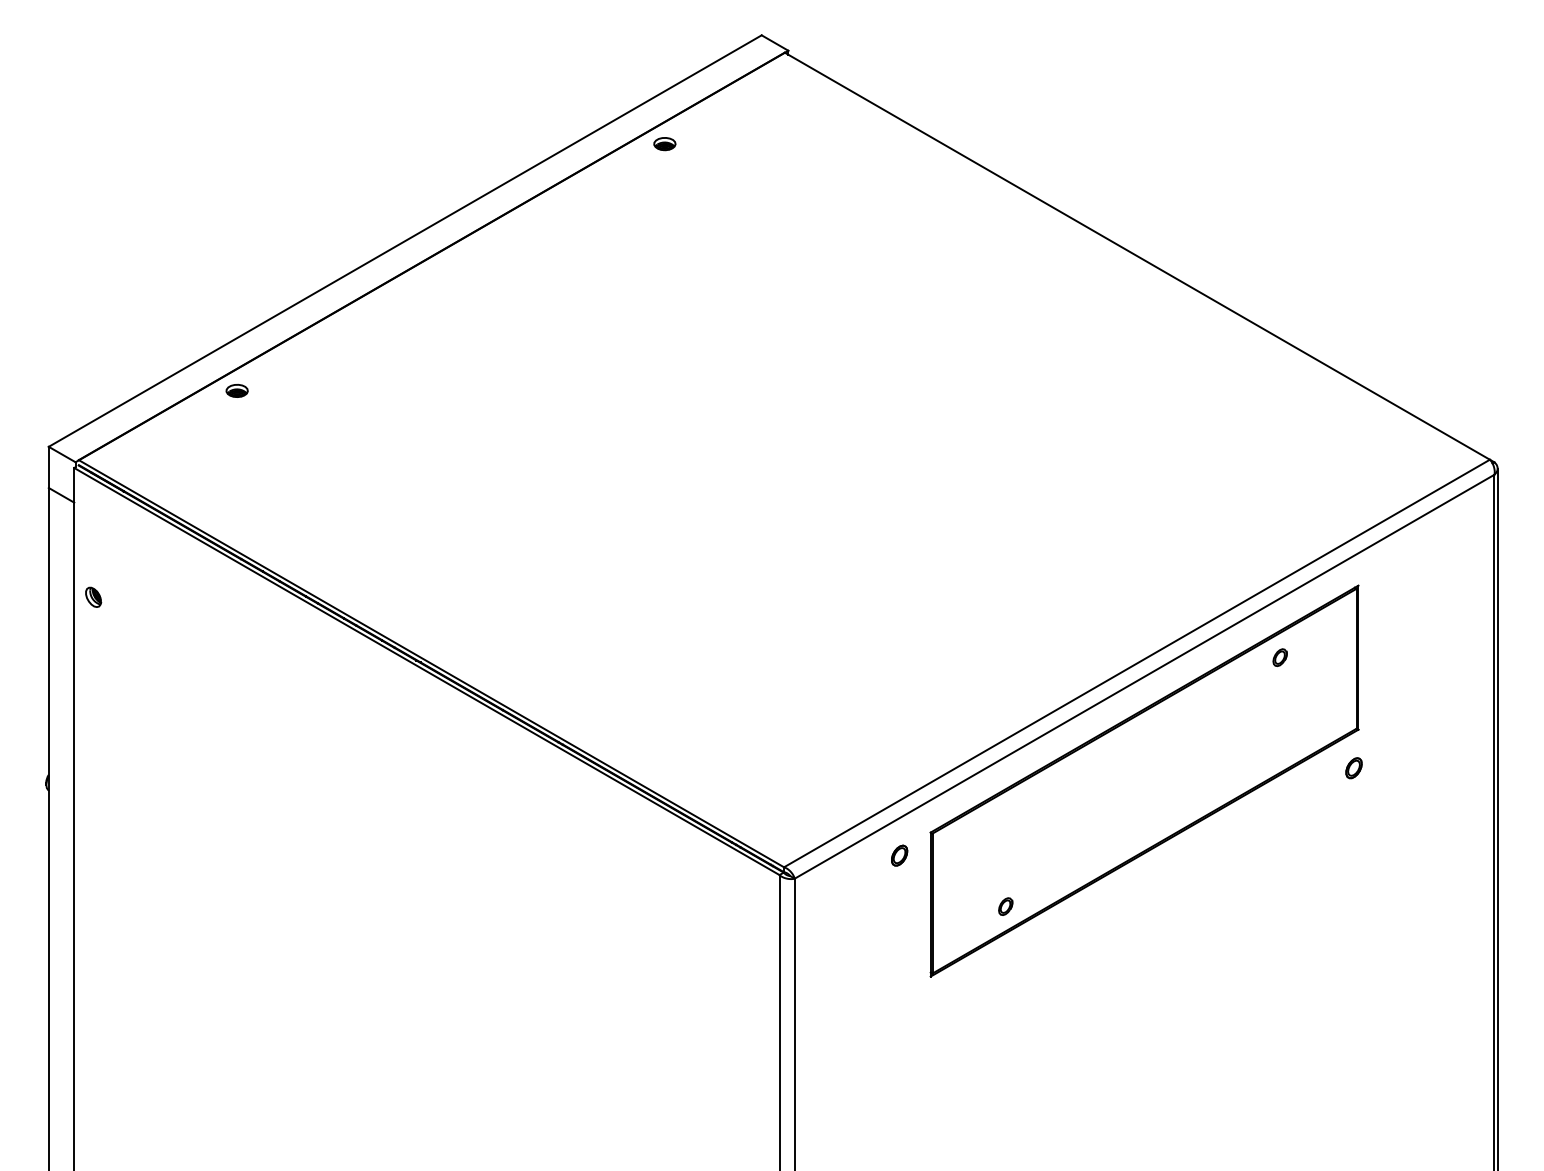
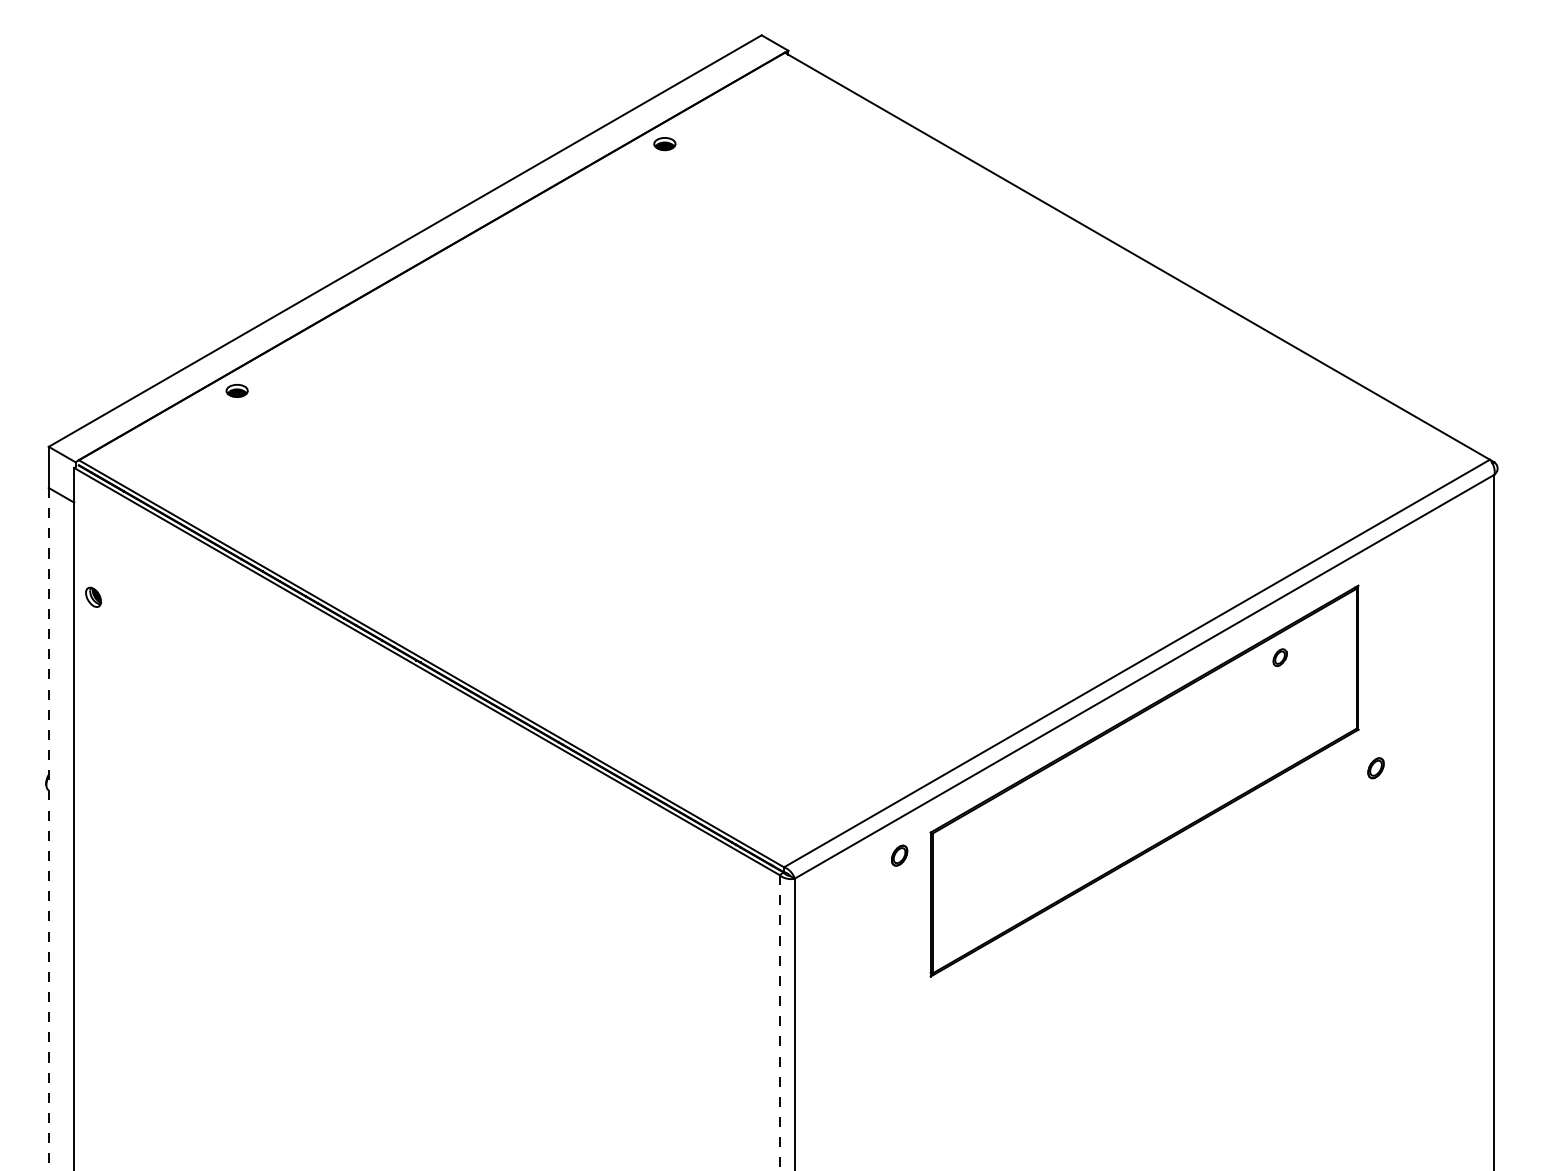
part position: (1353, 768) -> (1375, 768) (1375, 768)
line: present -> none (1497, 817)
line: solid -> dashed (48, 829)
part: present -> none (1005, 906)
line: solid -> dashed (779, 1023)
